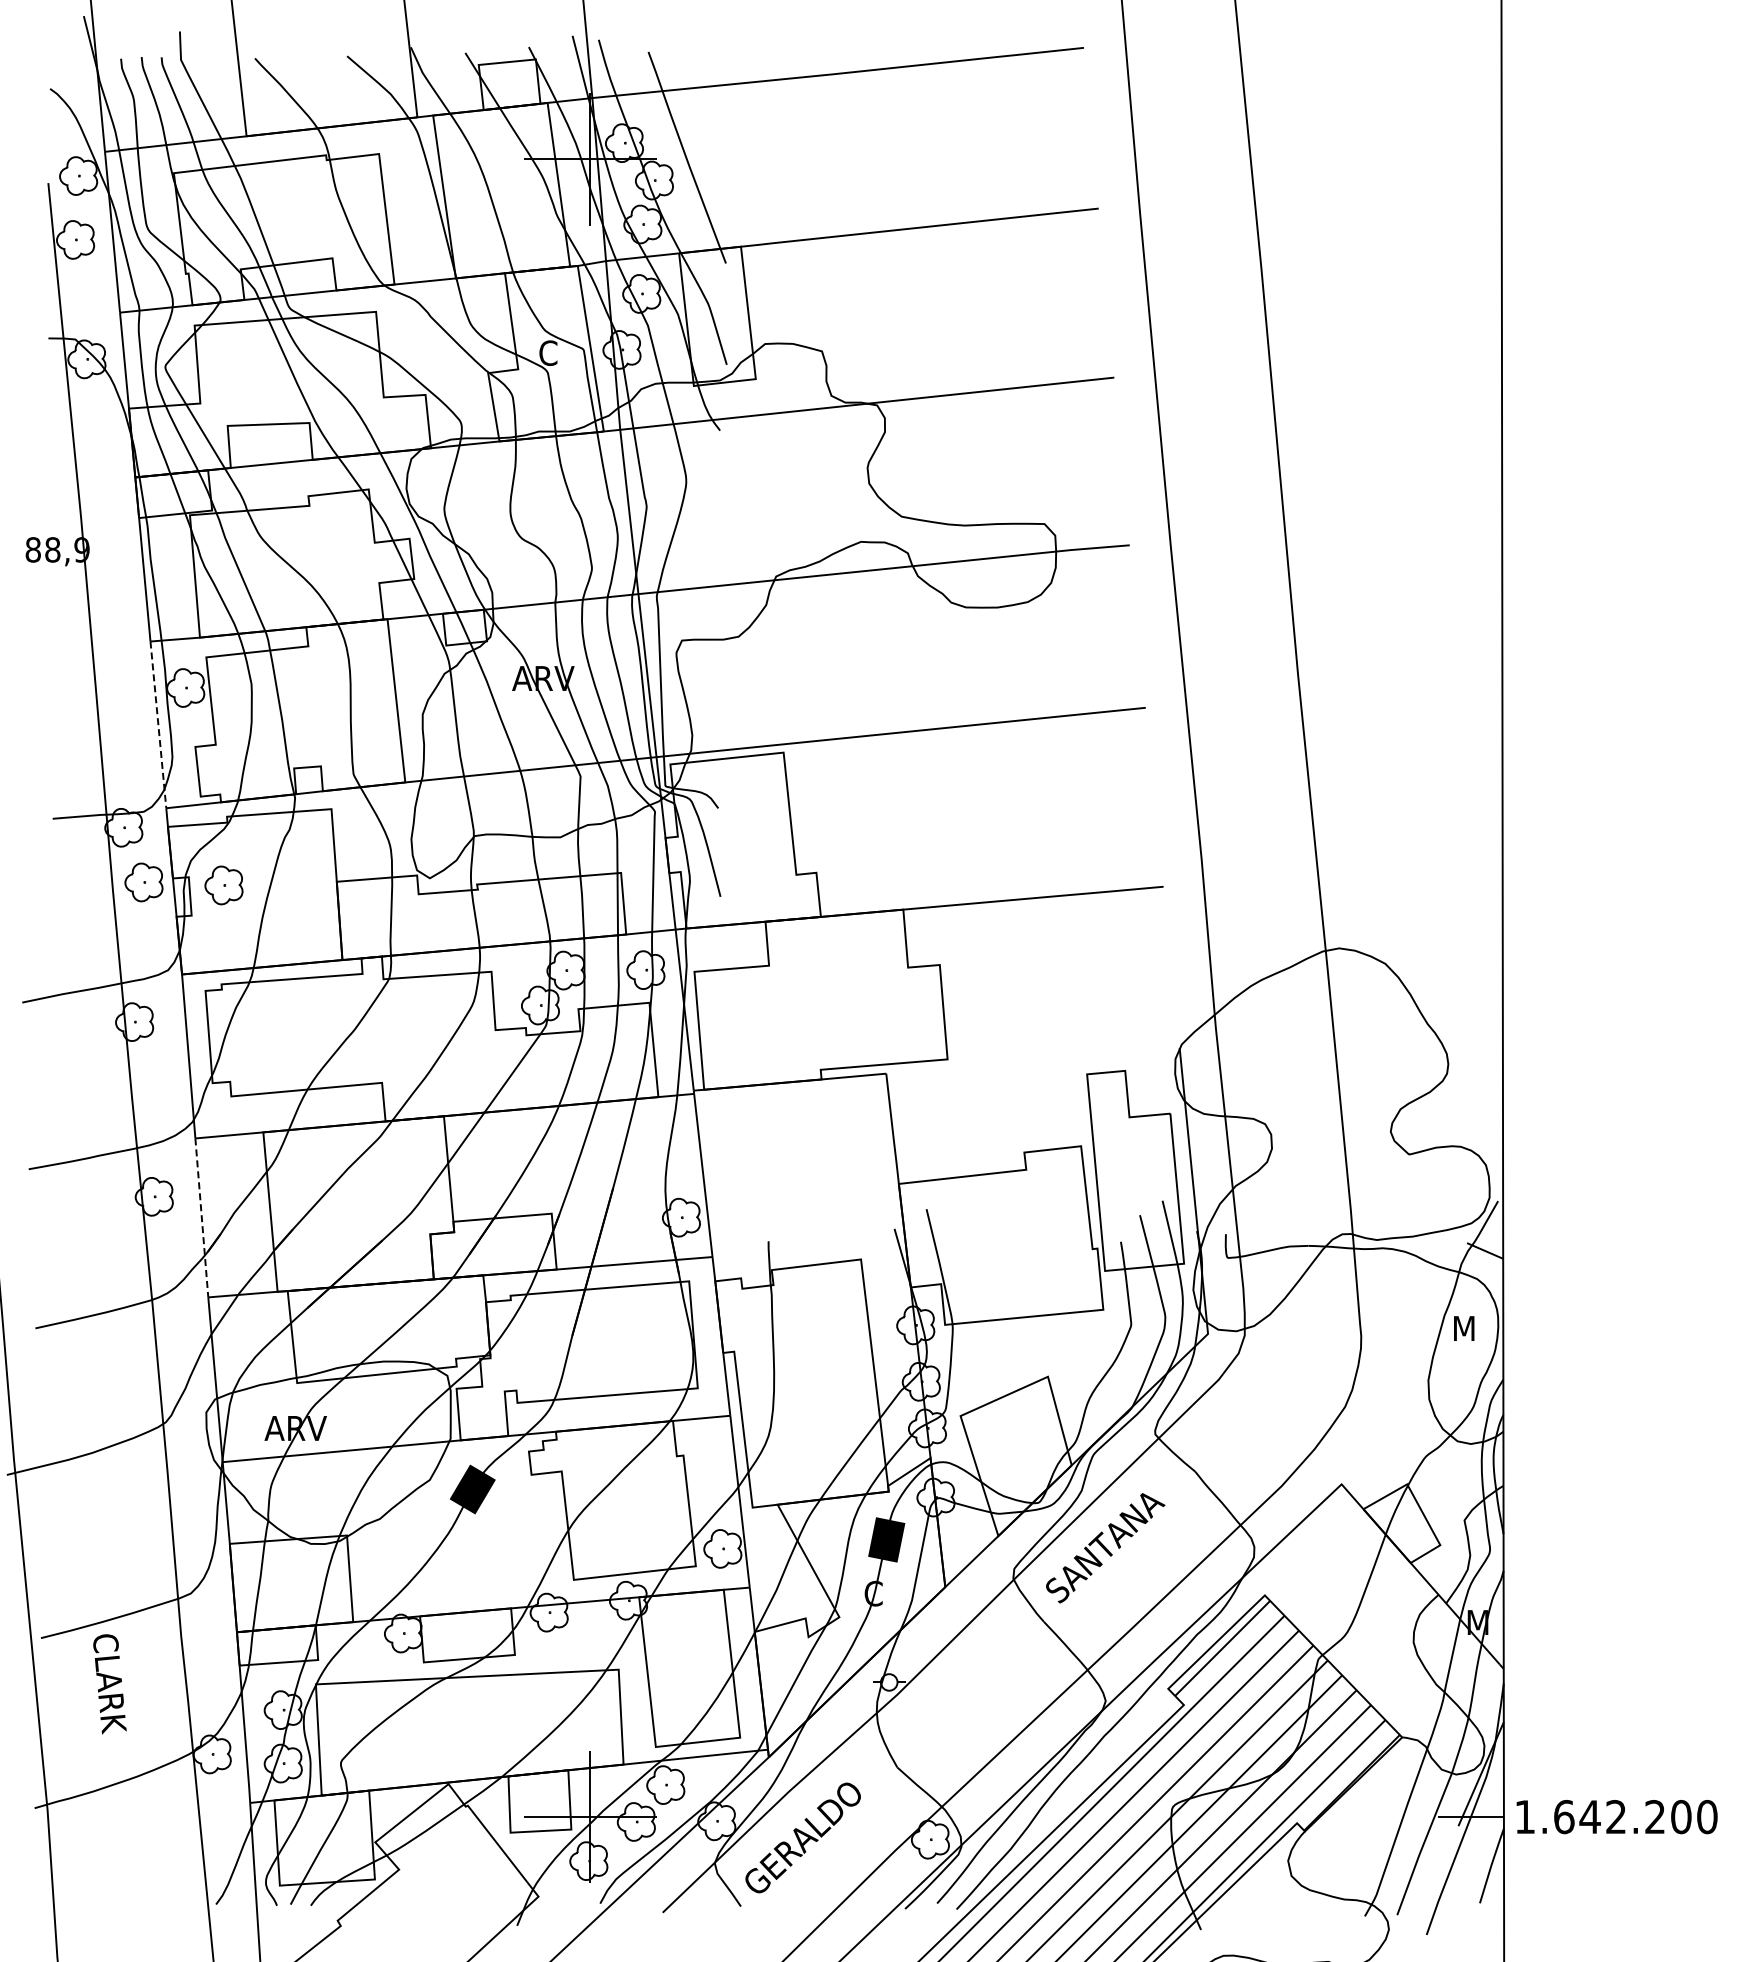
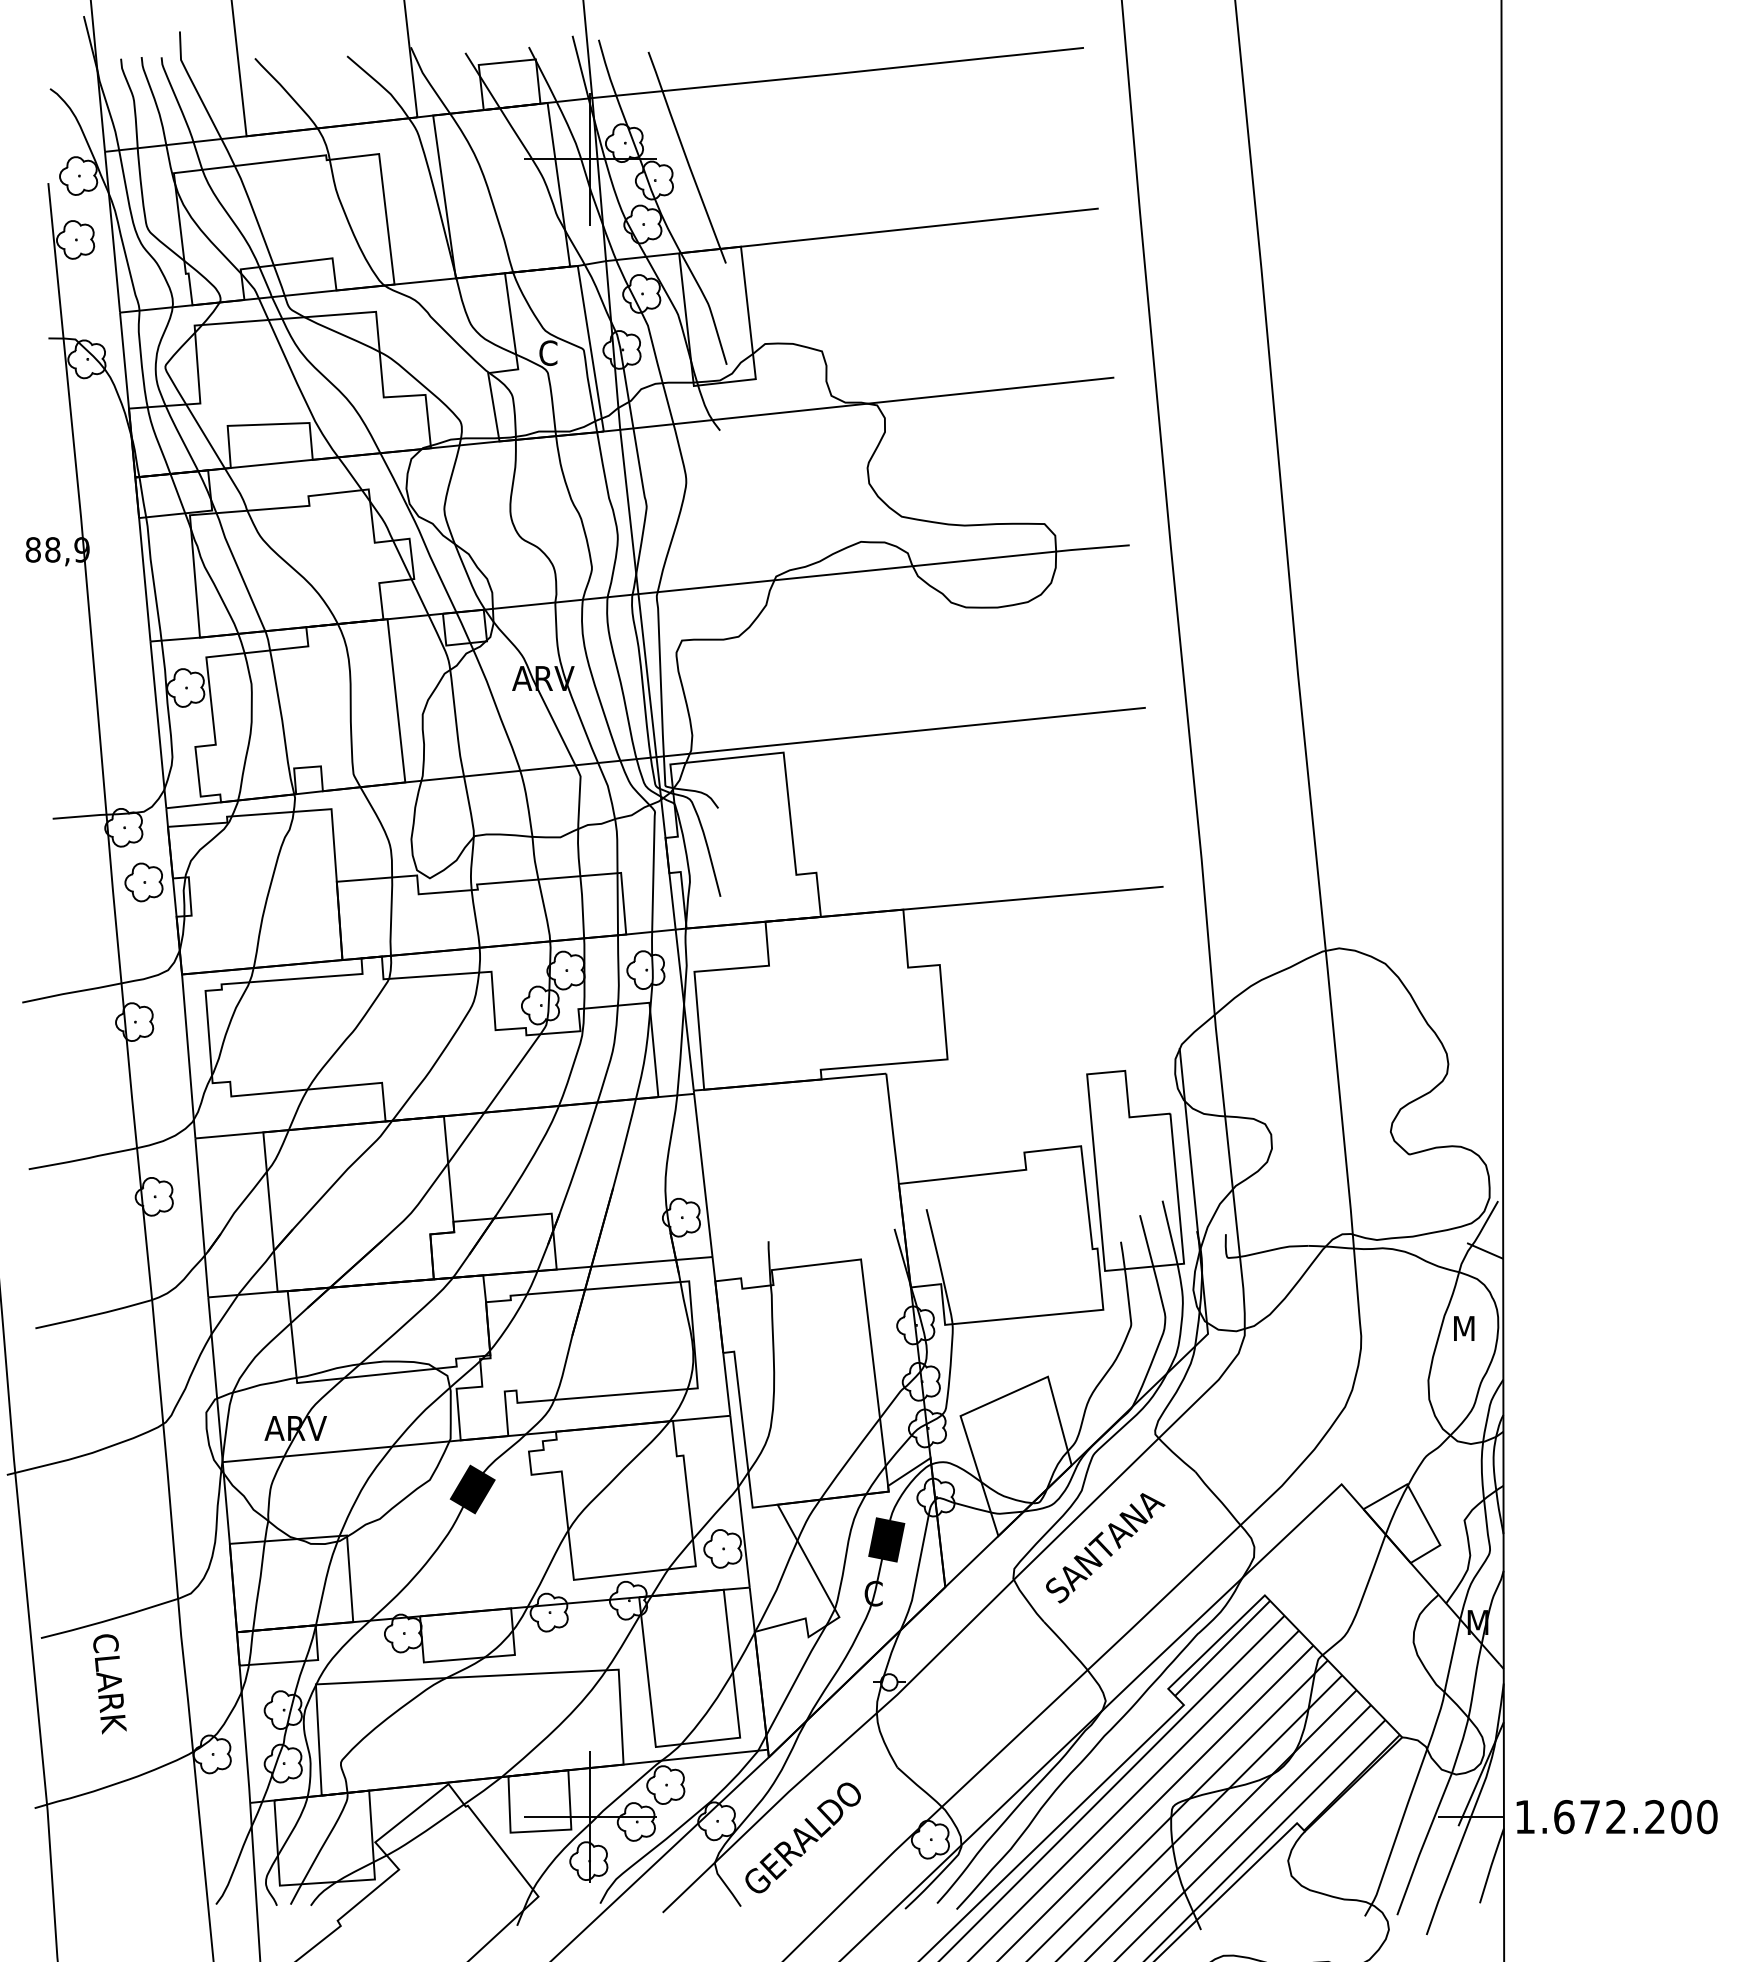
line: dashed -> solid (158, 724)
part: present -> none (223, 885)
line: dashed -> solid (201, 1217)
text: 1.642.200 -> 1.672.200 (1589, 1816)
